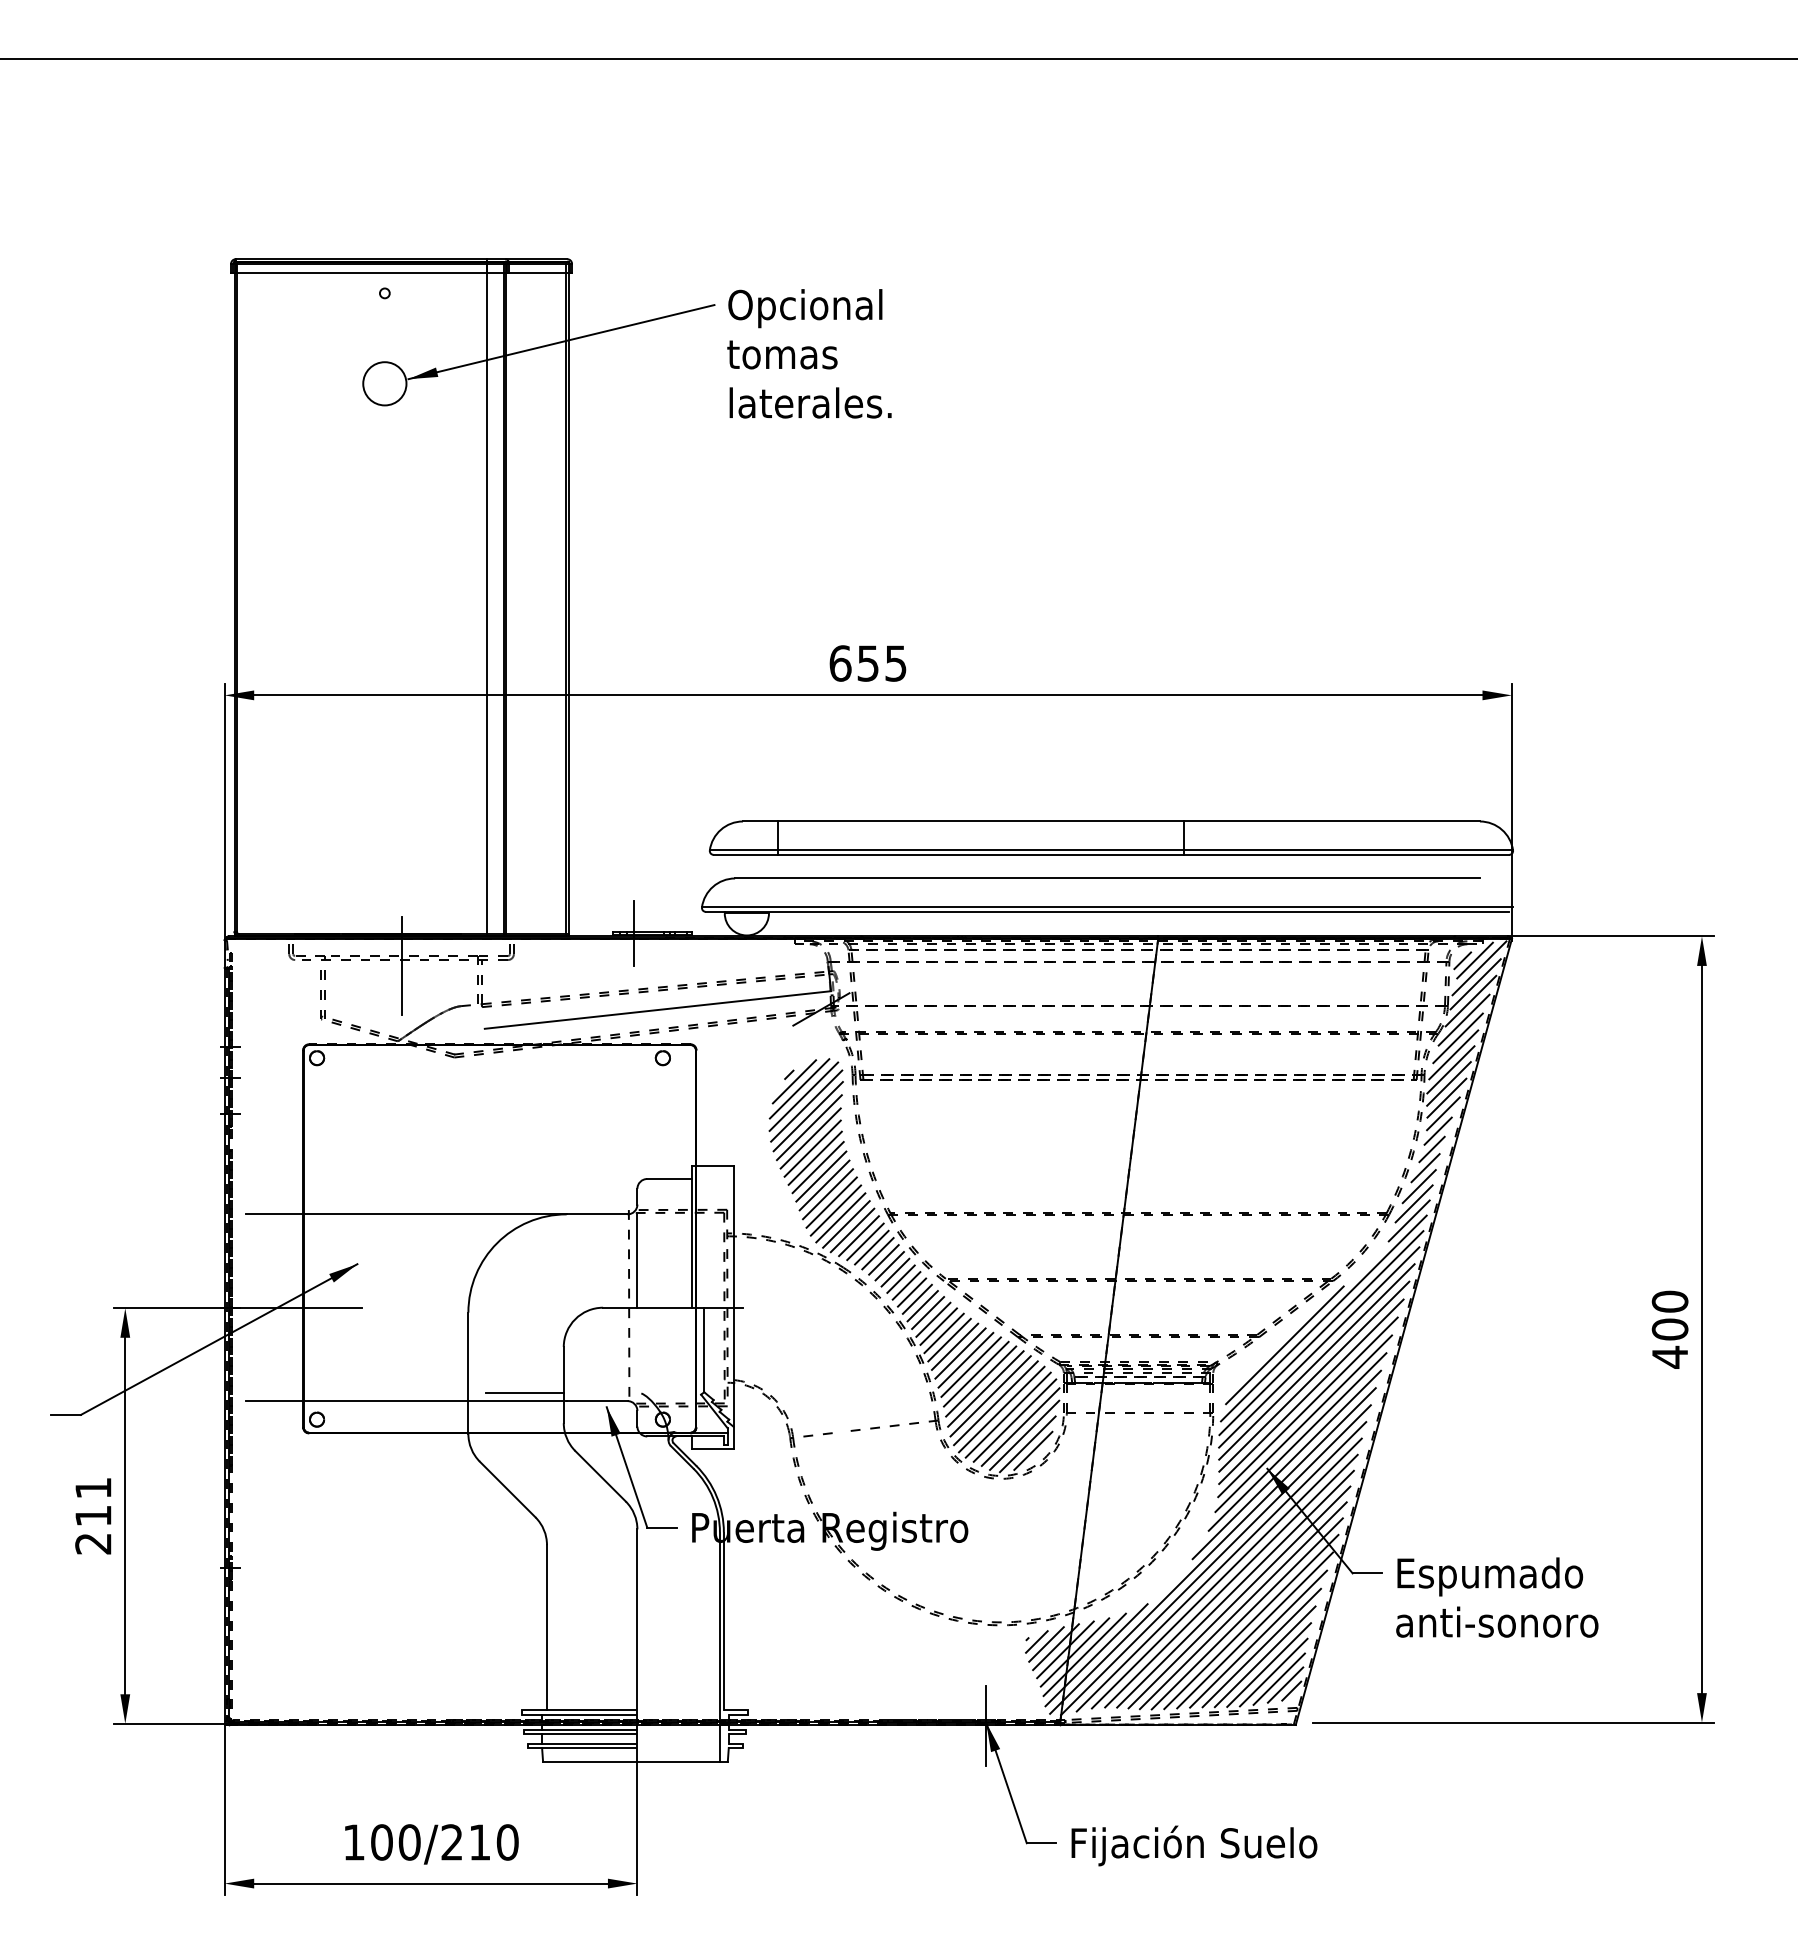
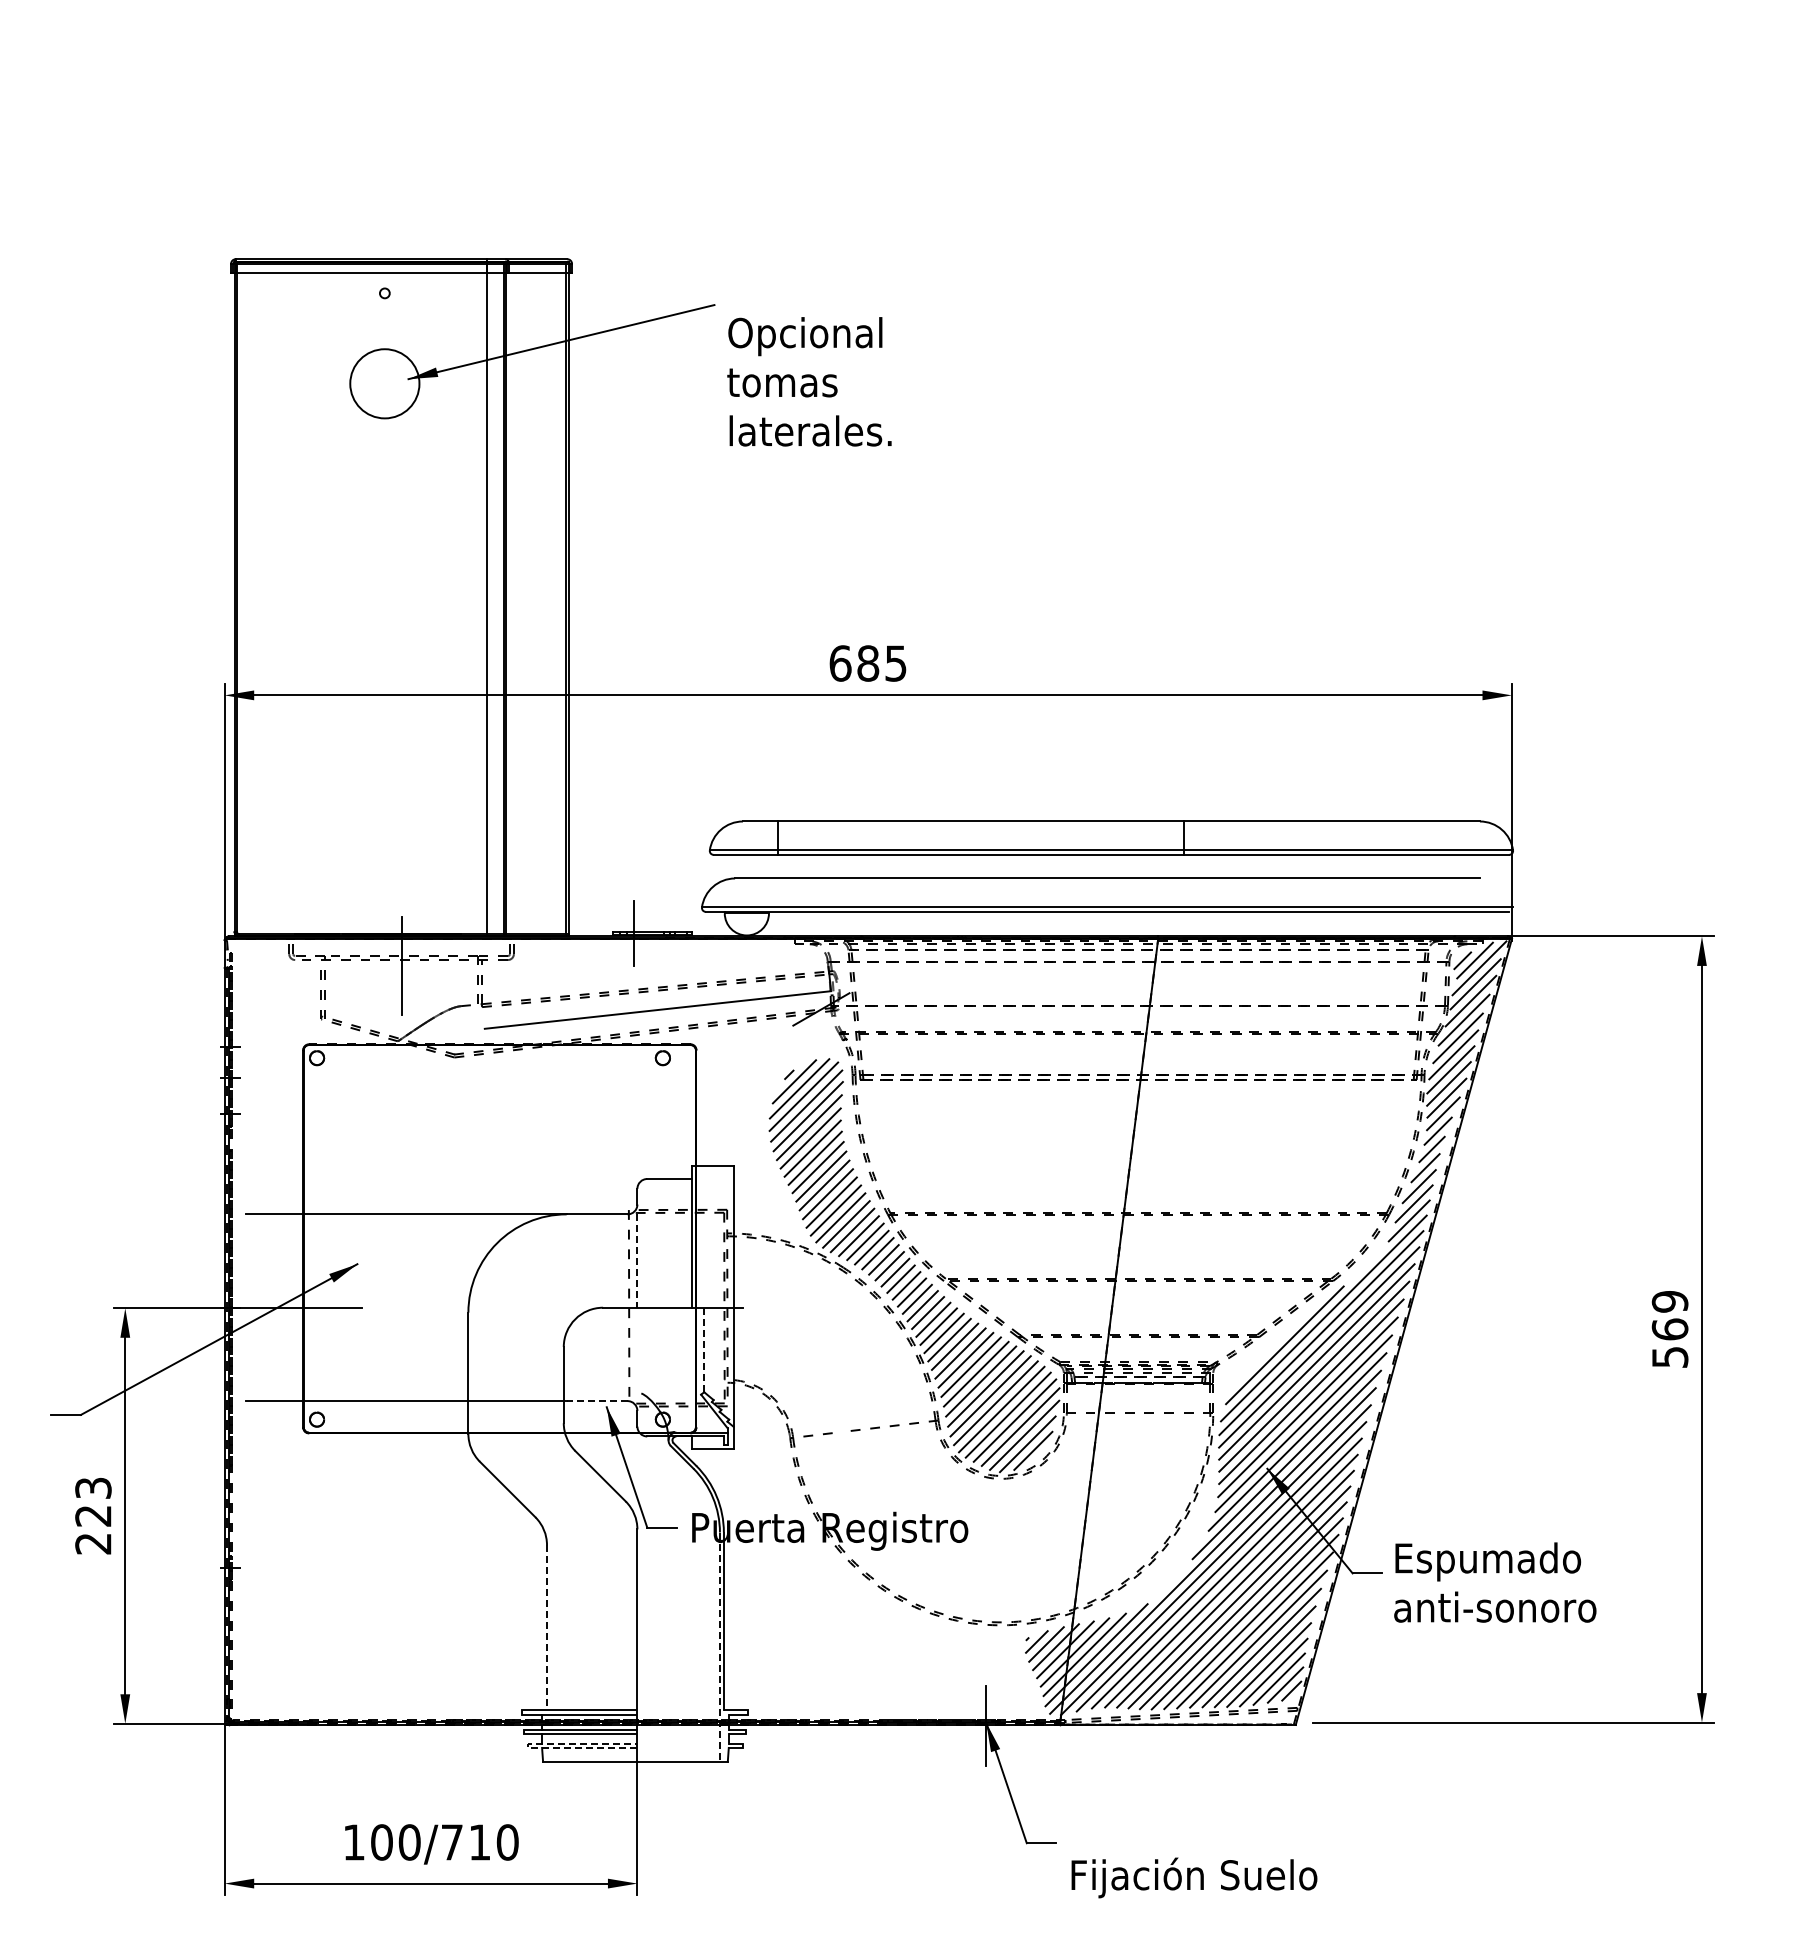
line: present -> none (898, 58)
text position: (809, 353) -> (809, 381) (809, 381)
circle diameter: 43 px -> 69 px (384, 383)
text: 655 -> 685 (868, 663)
line: solid -> dashed (637, 1261)
text: 400 -> 569 (1669, 1329)
line: solid -> dashed (704, 1349)
line: present -> none (524, 1393)
line: solid -> dashed (596, 1401)
text: 211 -> 223 (93, 1501)
text position: (1497, 1597) -> (1495, 1582) (1495, 1582)
line: solid -> dashed (547, 1627)
line: solid -> dashed (719, 1647)
line: solid -> dashed (528, 1745)
text: 100/210 -> 100/710 (451, 1842)
text position: (1194, 1845) -> (1194, 1877) (1194, 1877)
